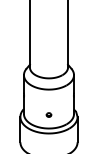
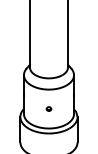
part position: (48, 114) -> (48, 108) (48, 108)
